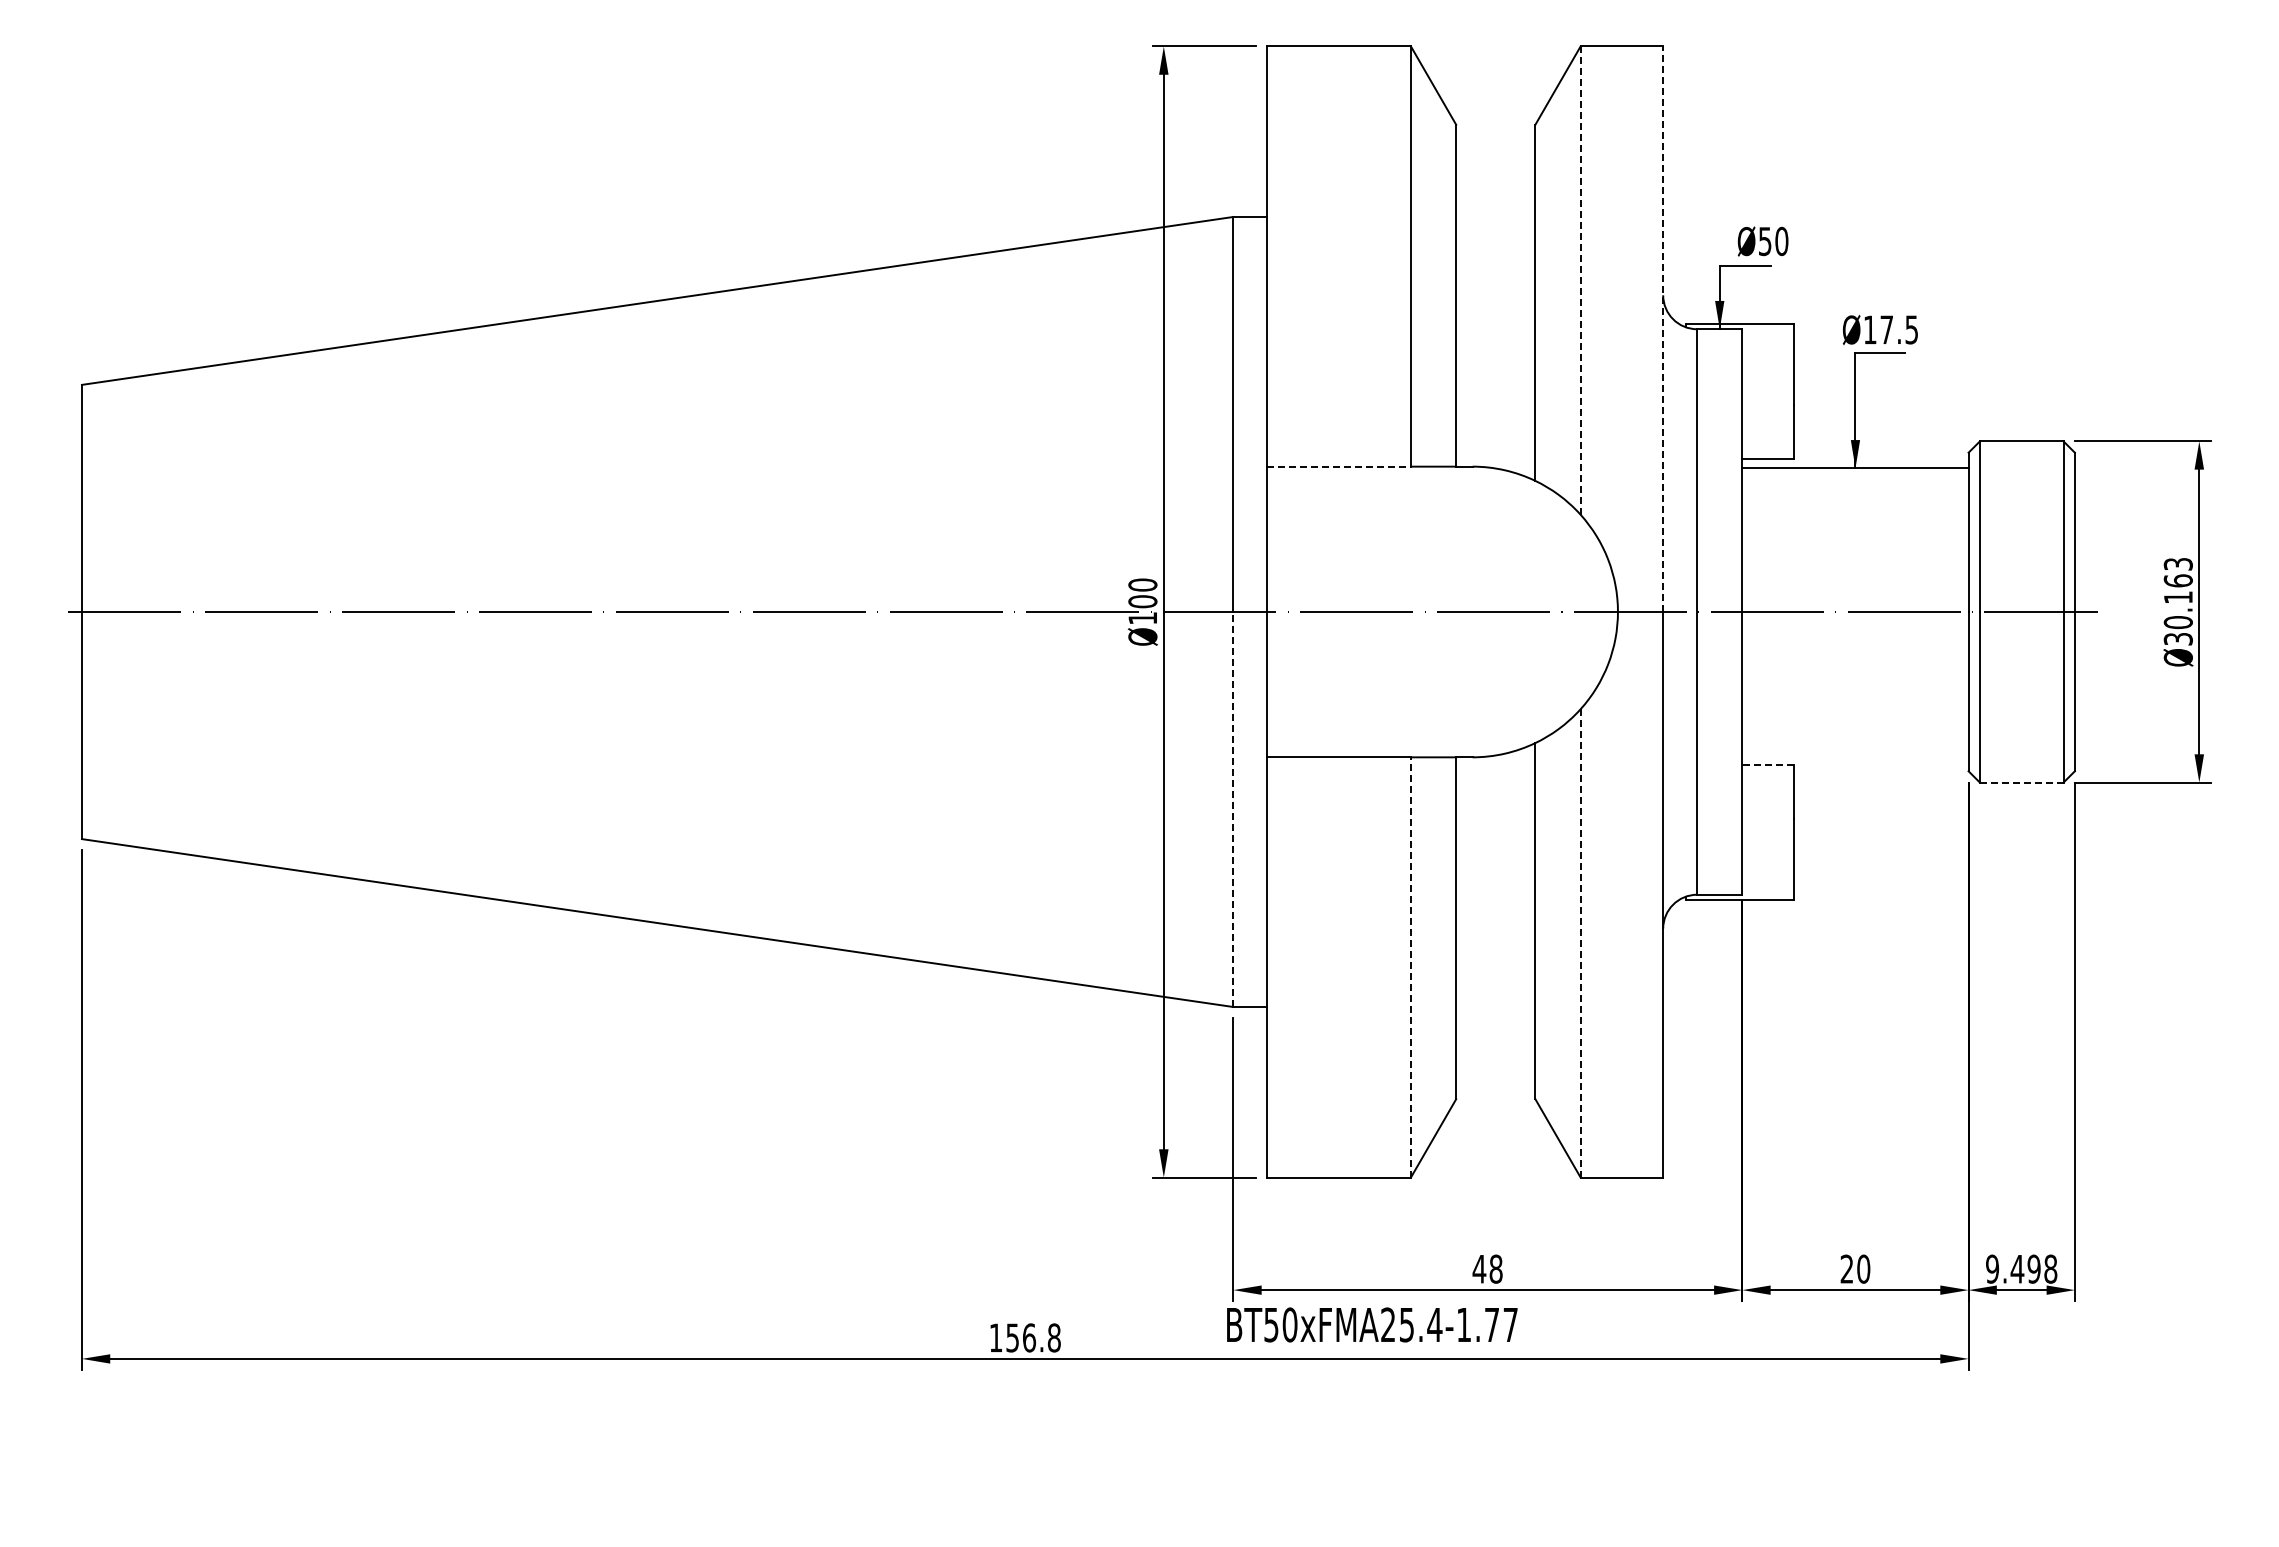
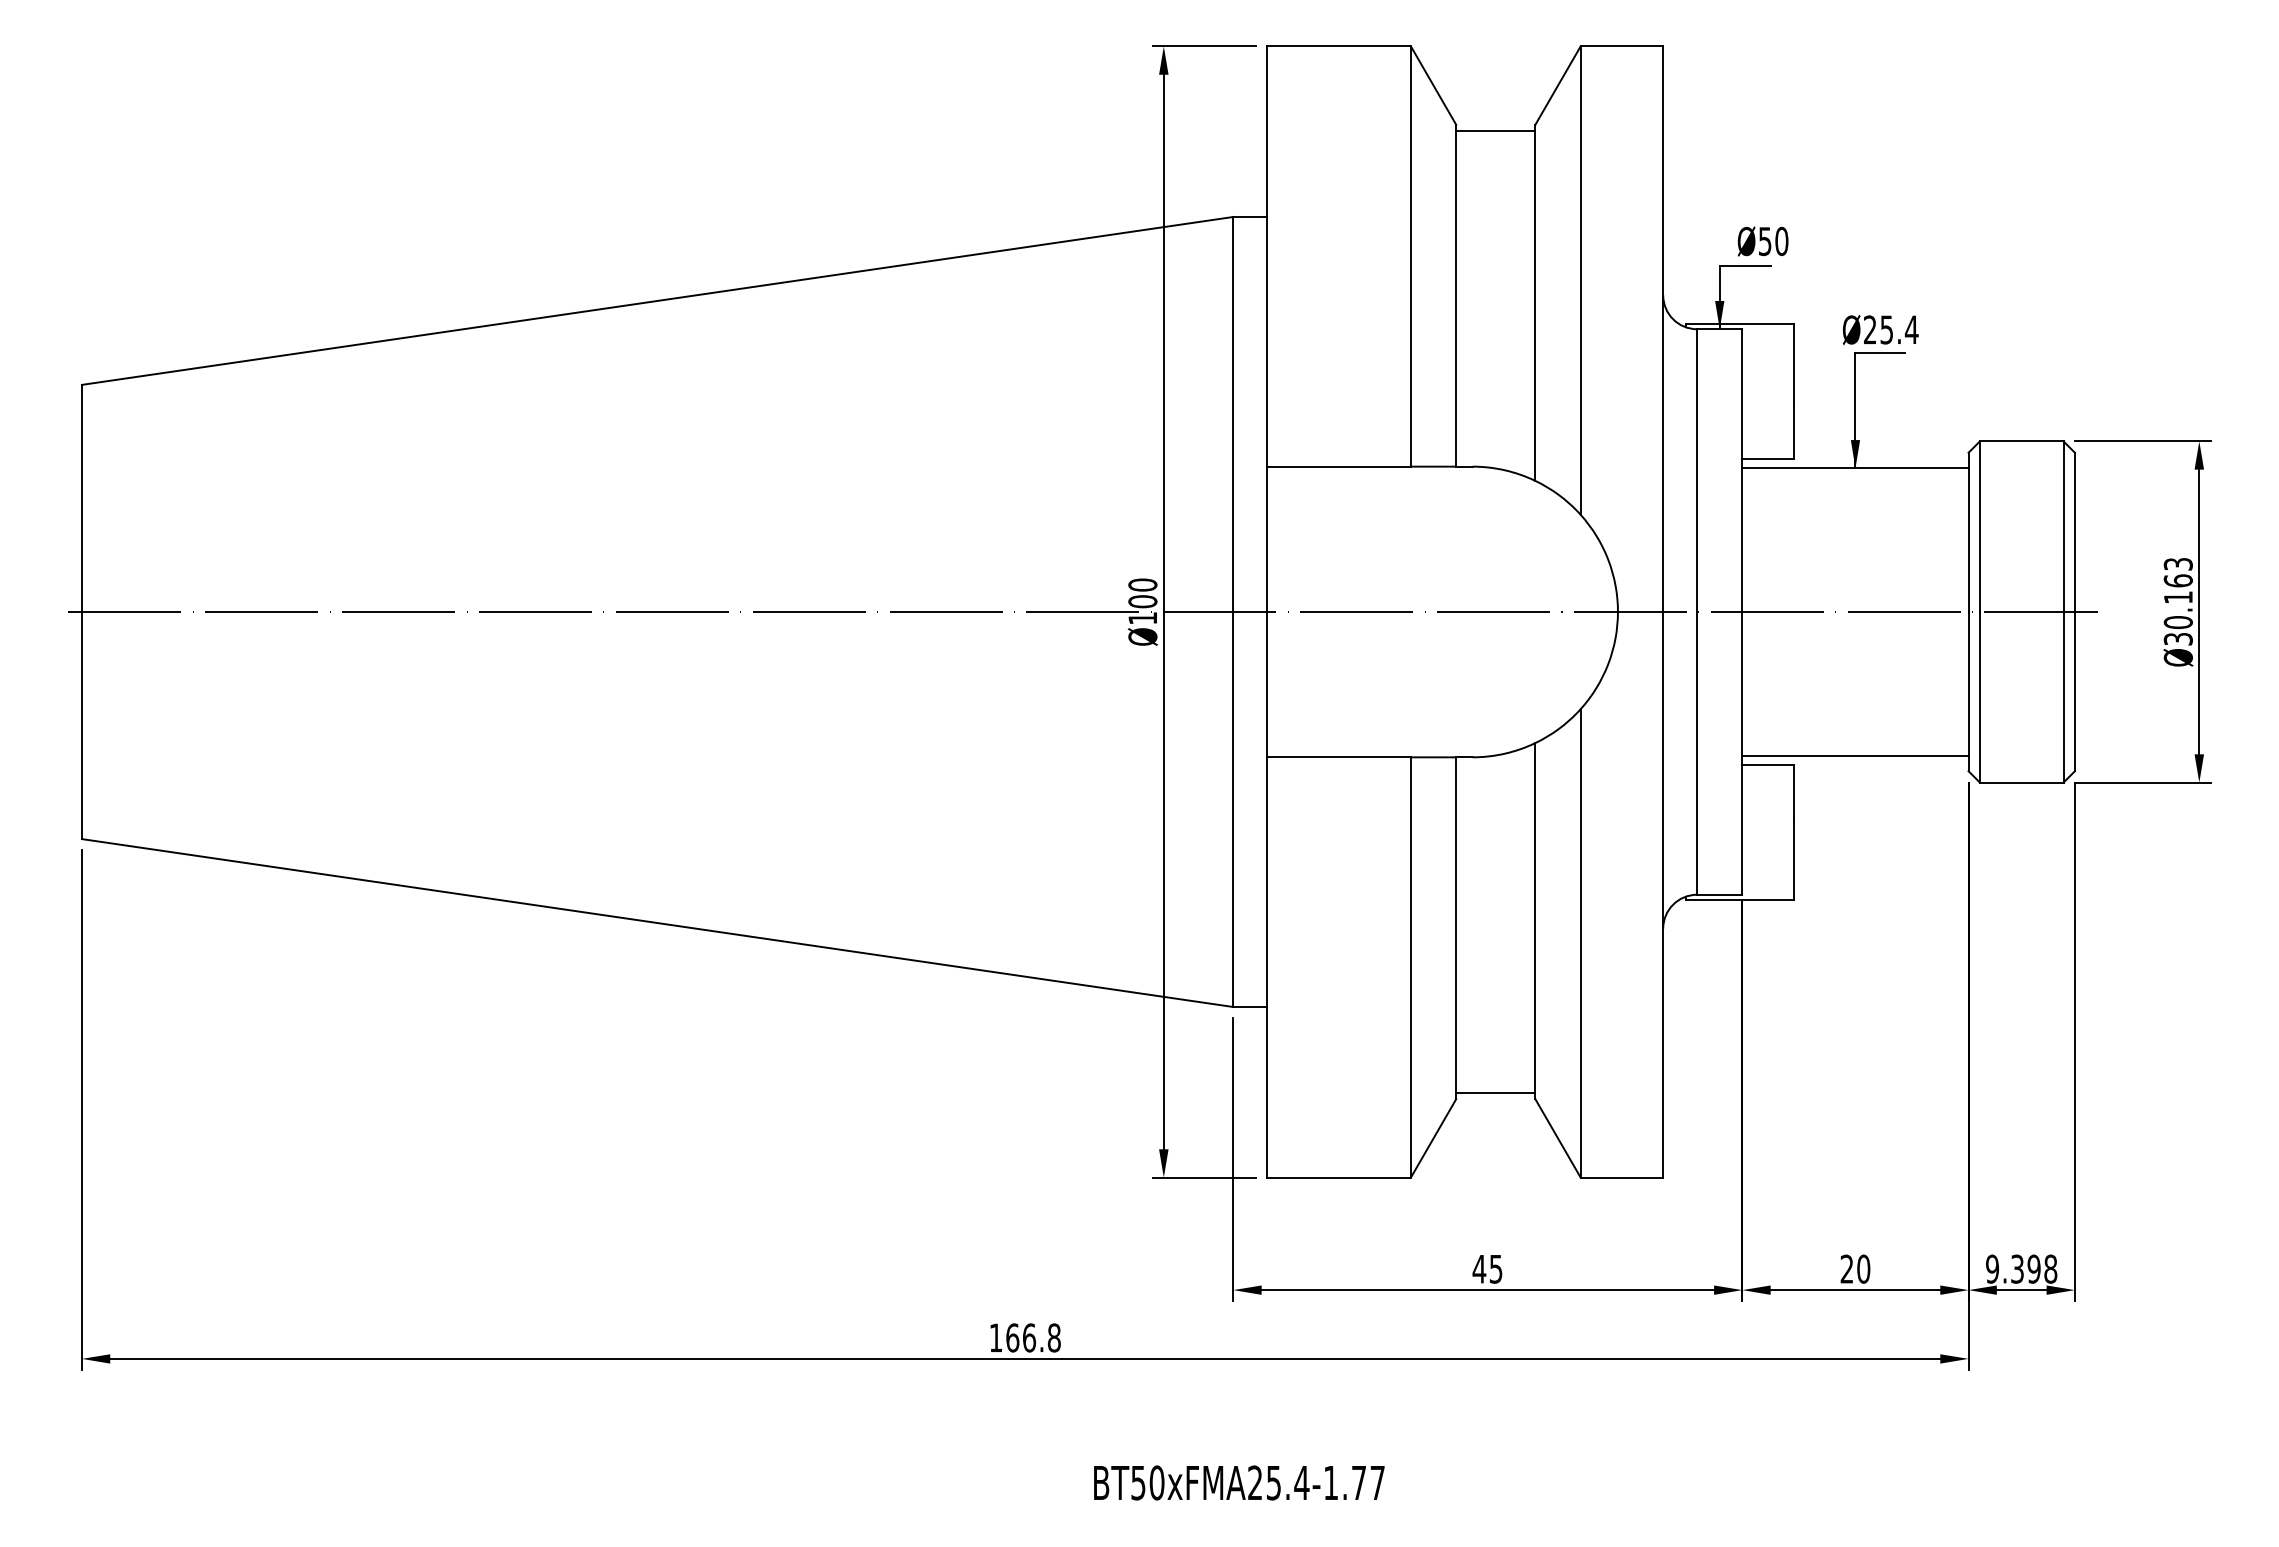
line: none -> present (1495, 131)
line: dashed -> solid (1580, 280)
line: dashed -> solid (1663, 329)
text: Ø17.5 -> Ø25.4 (1891, 329)
line: dashed -> solid (1339, 466)
line: none -> present (1855, 755)
line: dashed -> solid (1767, 764)
line: dashed -> solid (2021, 782)
line: dashed -> solid (1233, 809)
line: dashed -> solid (1580, 942)
line: dashed -> solid (1410, 966)
line: none -> present (1495, 1092)
text: 48 -> 45 (1495, 1268)
text: 9.498 -> 9.398 (2017, 1268)
text position: (1372, 1324) -> (1239, 1482) (1239, 1482)
text: 156.8 -> 166.8 (1012, 1337)
